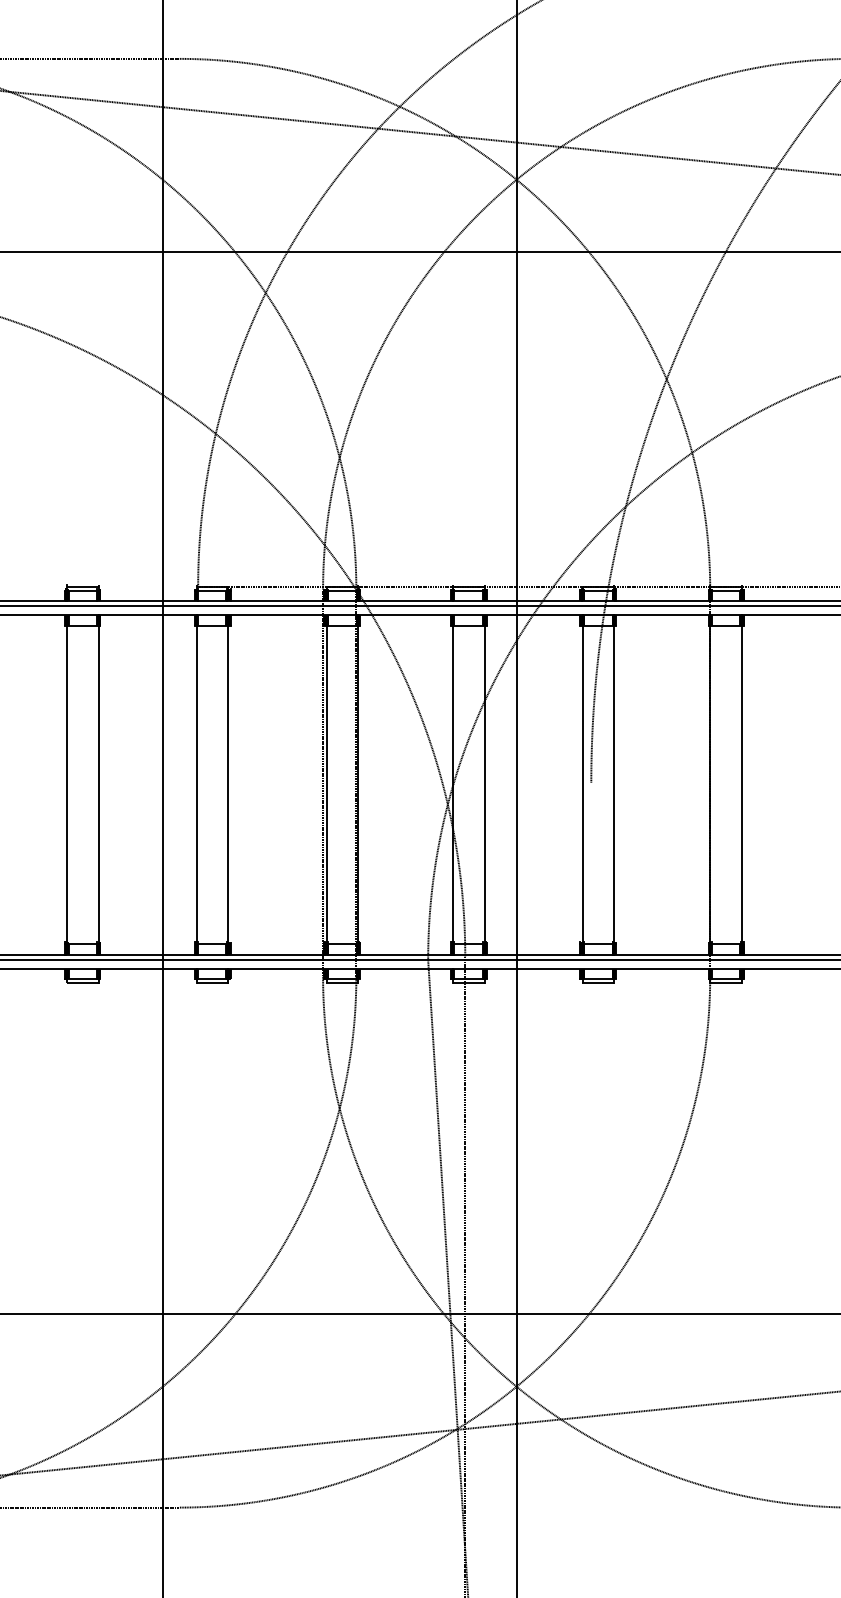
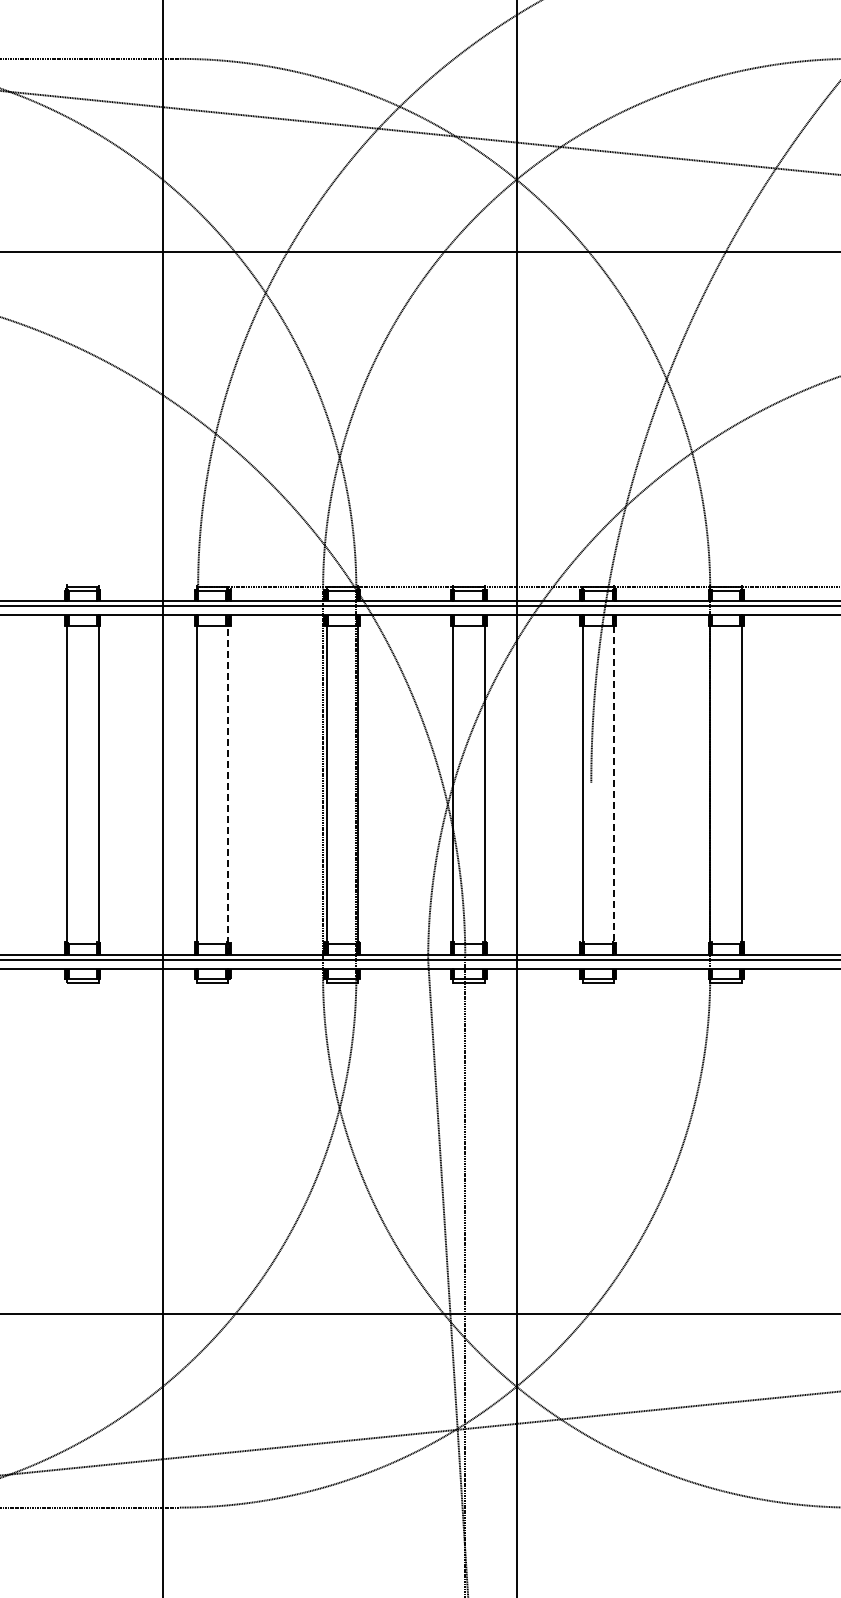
line: solid -> dashed (228, 784)
line: solid -> dashed (614, 784)
